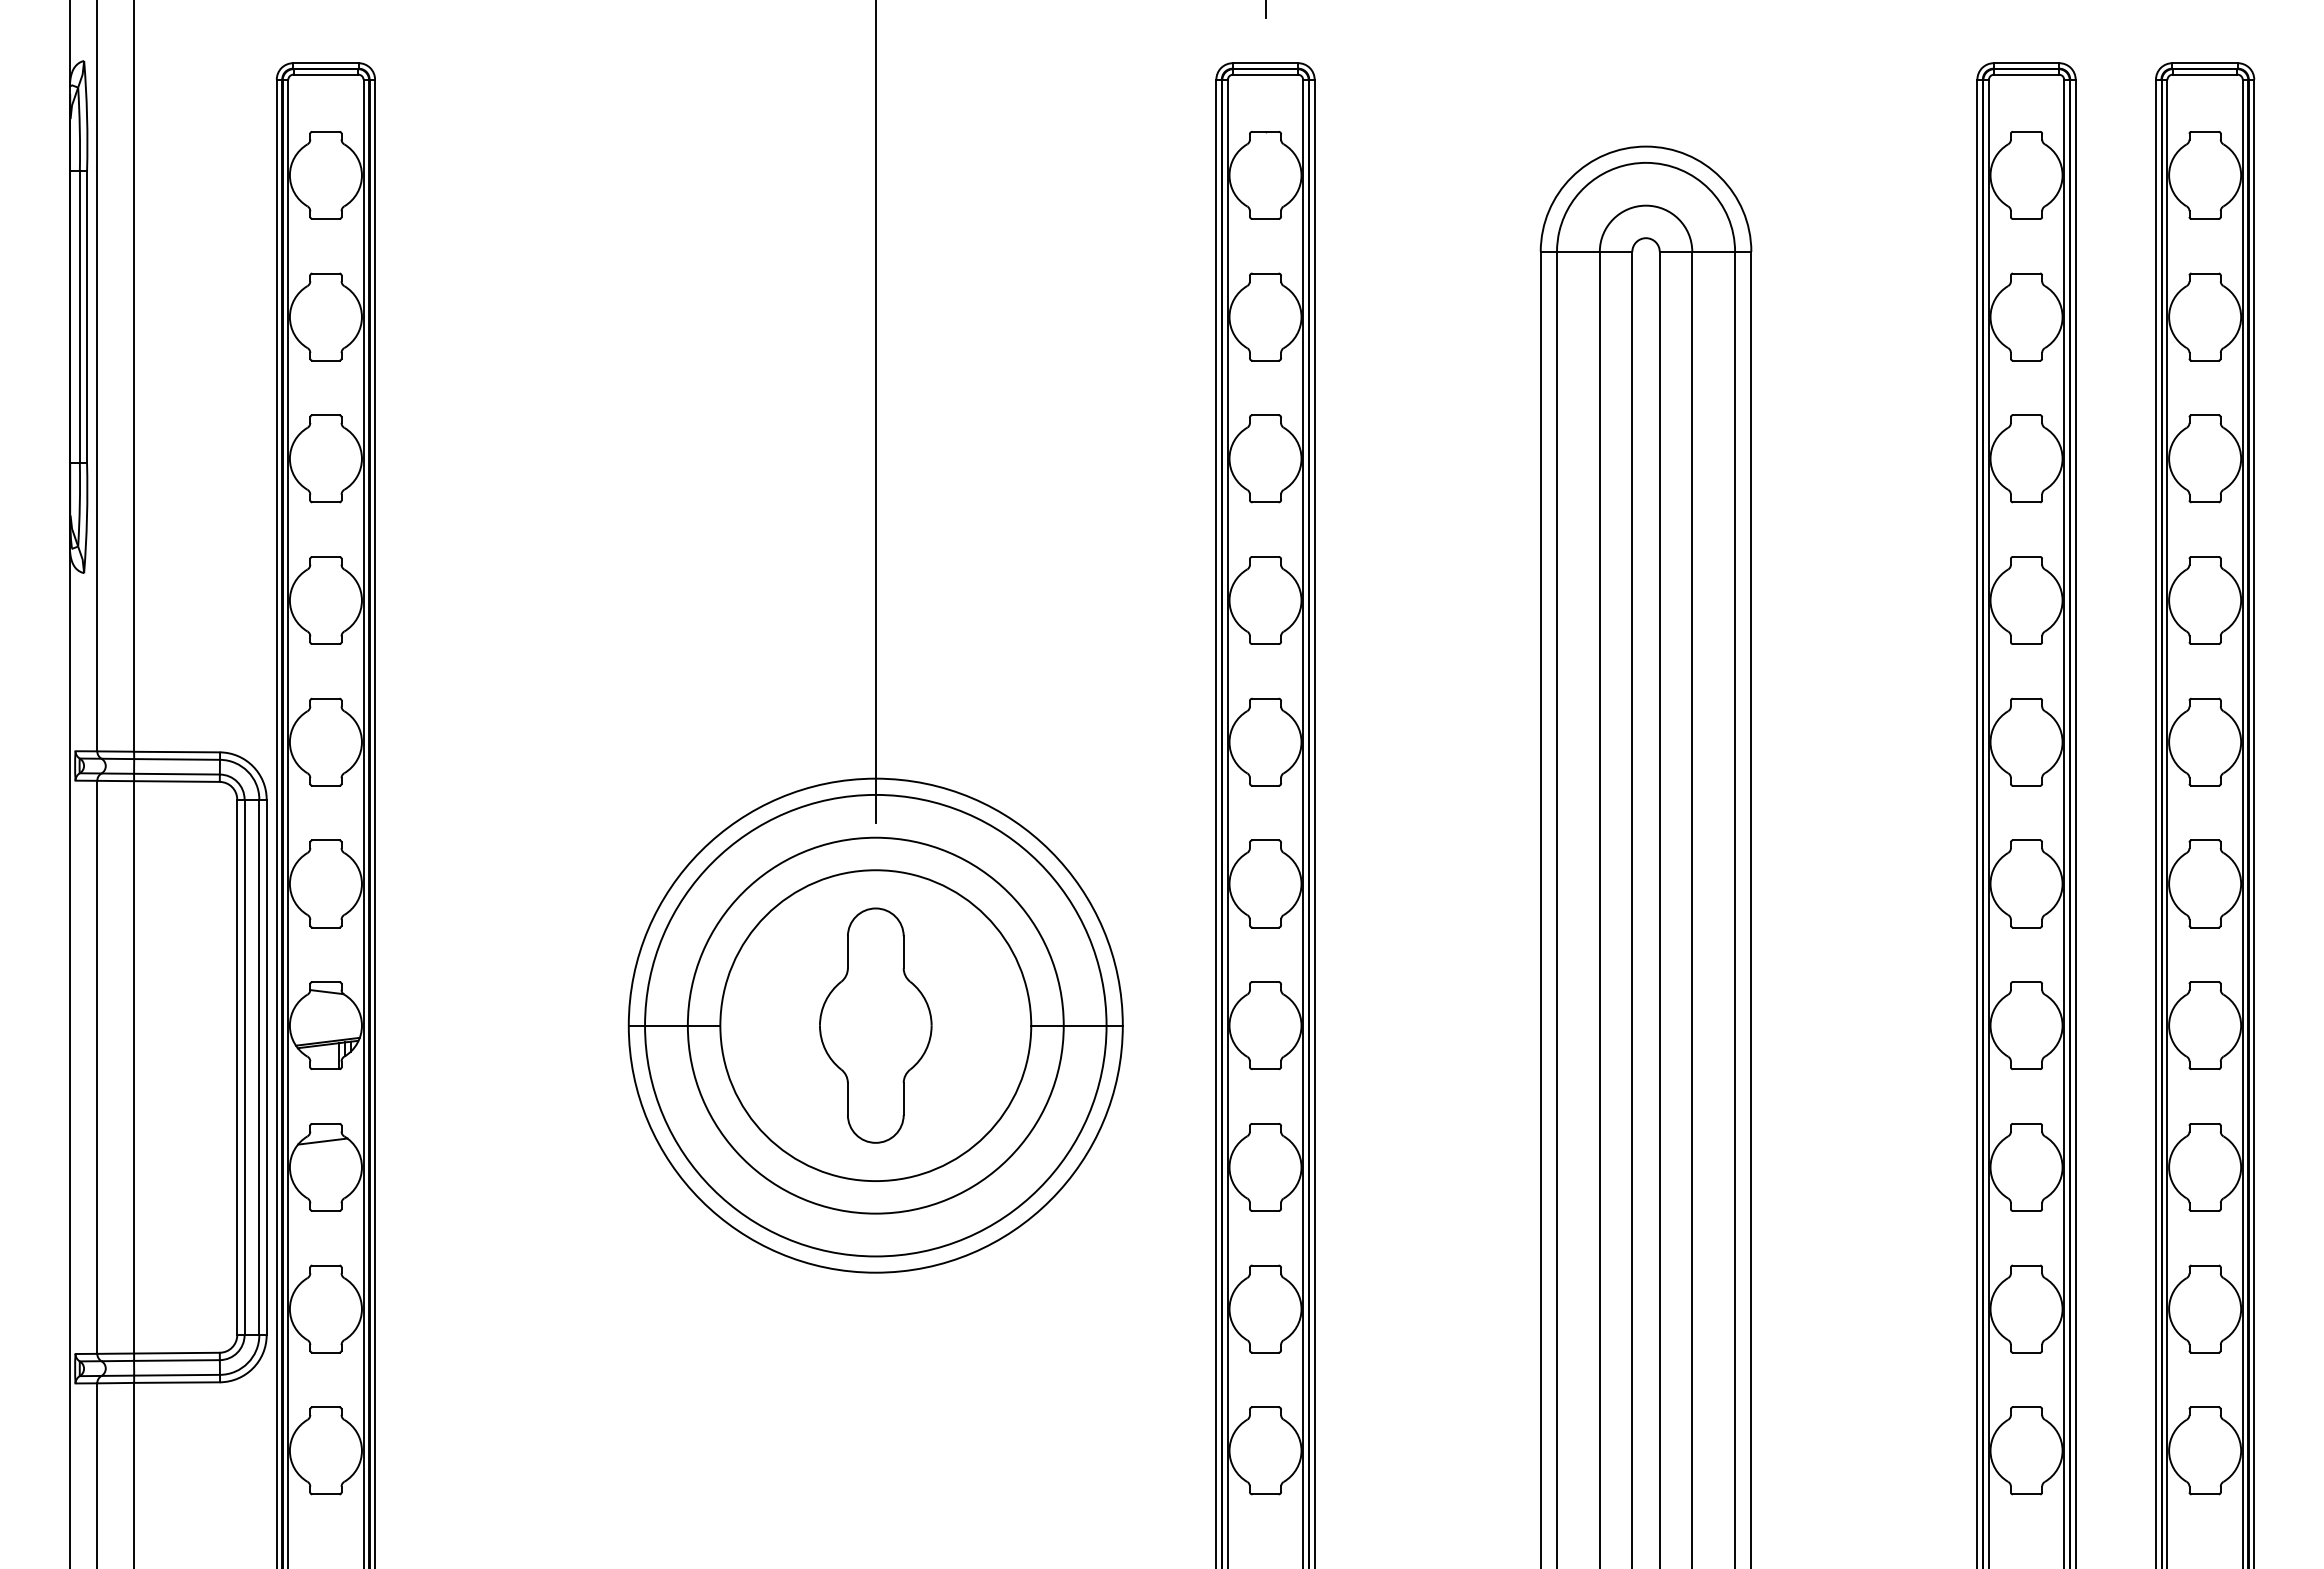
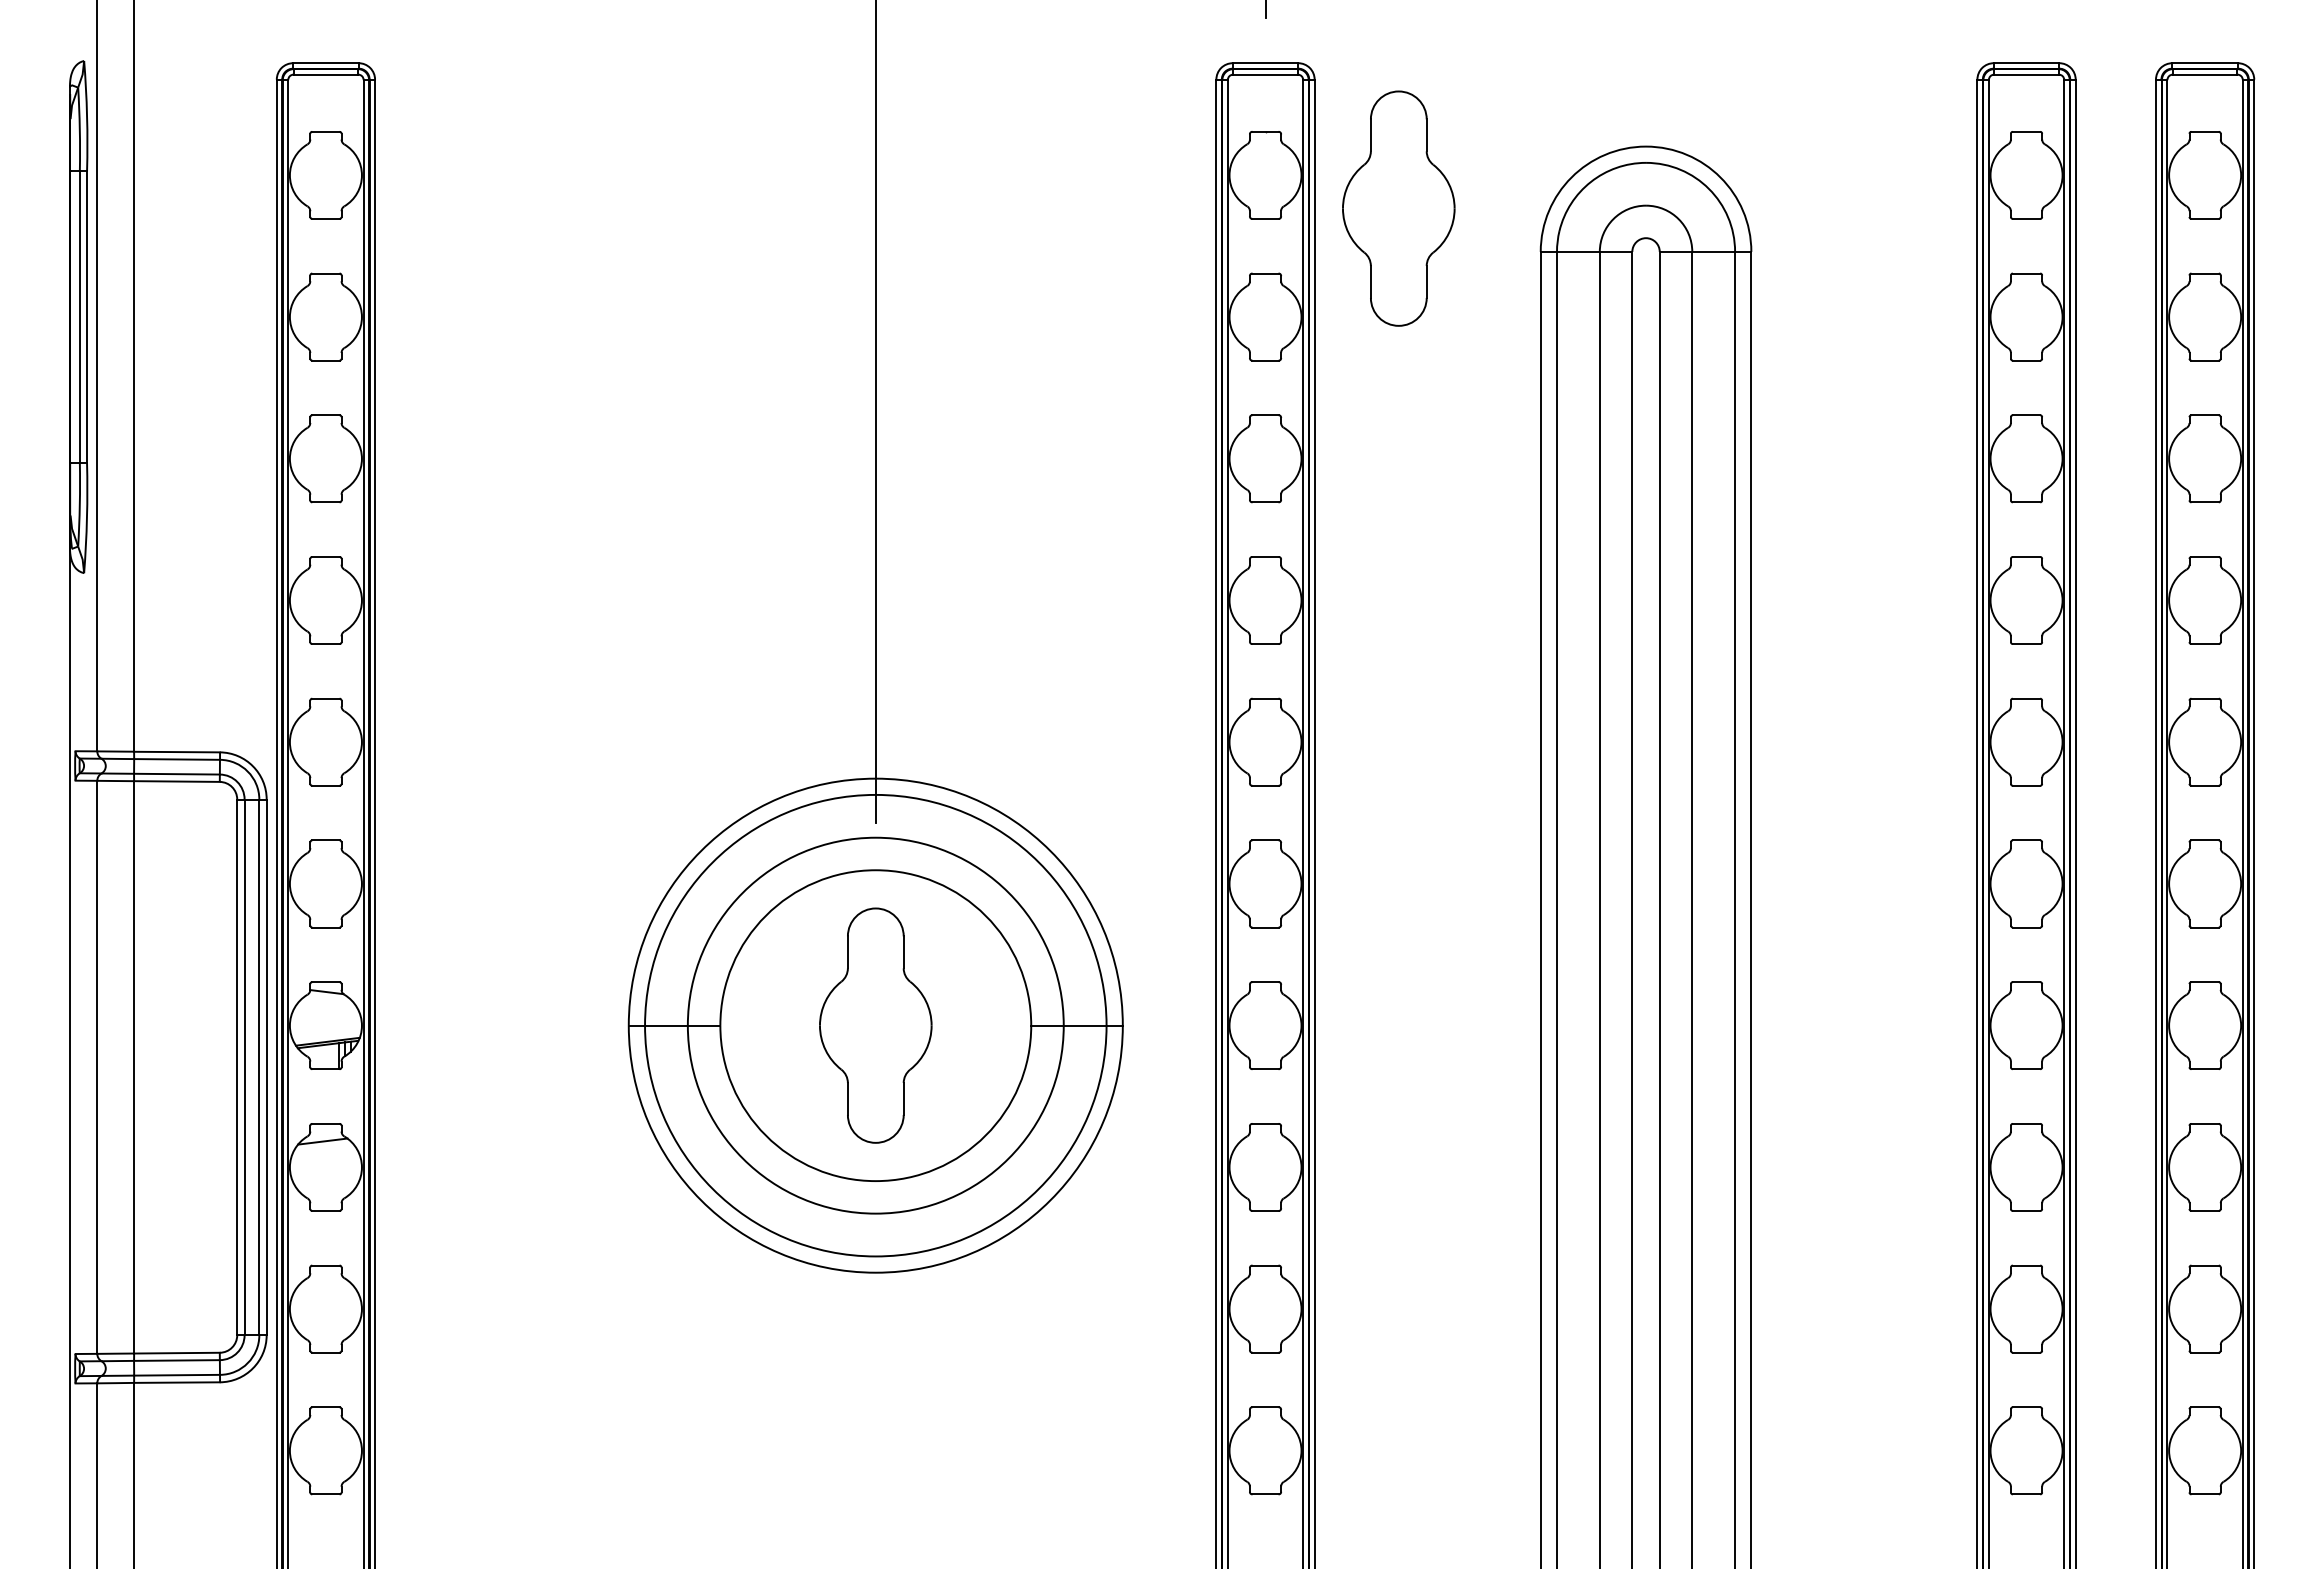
line: present -> none (69, 43)
part: none -> present (1398, 208)
